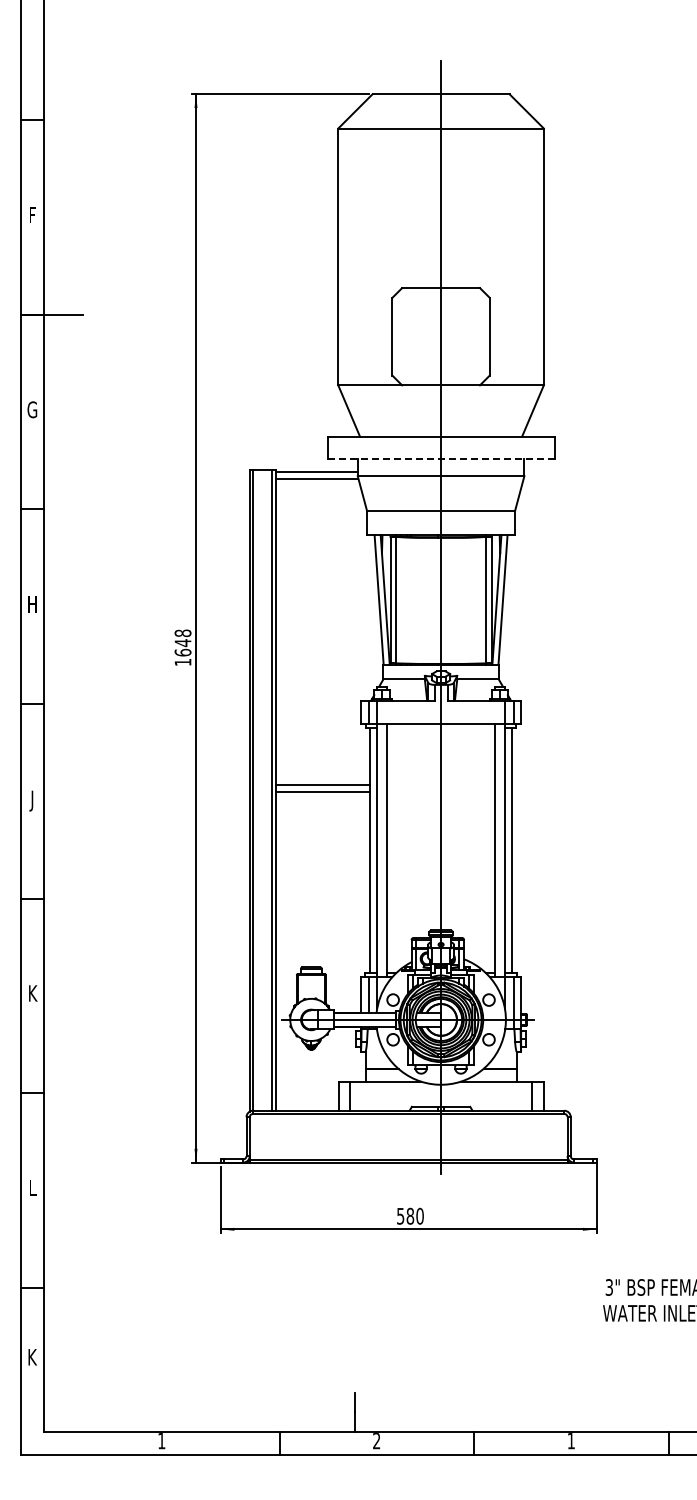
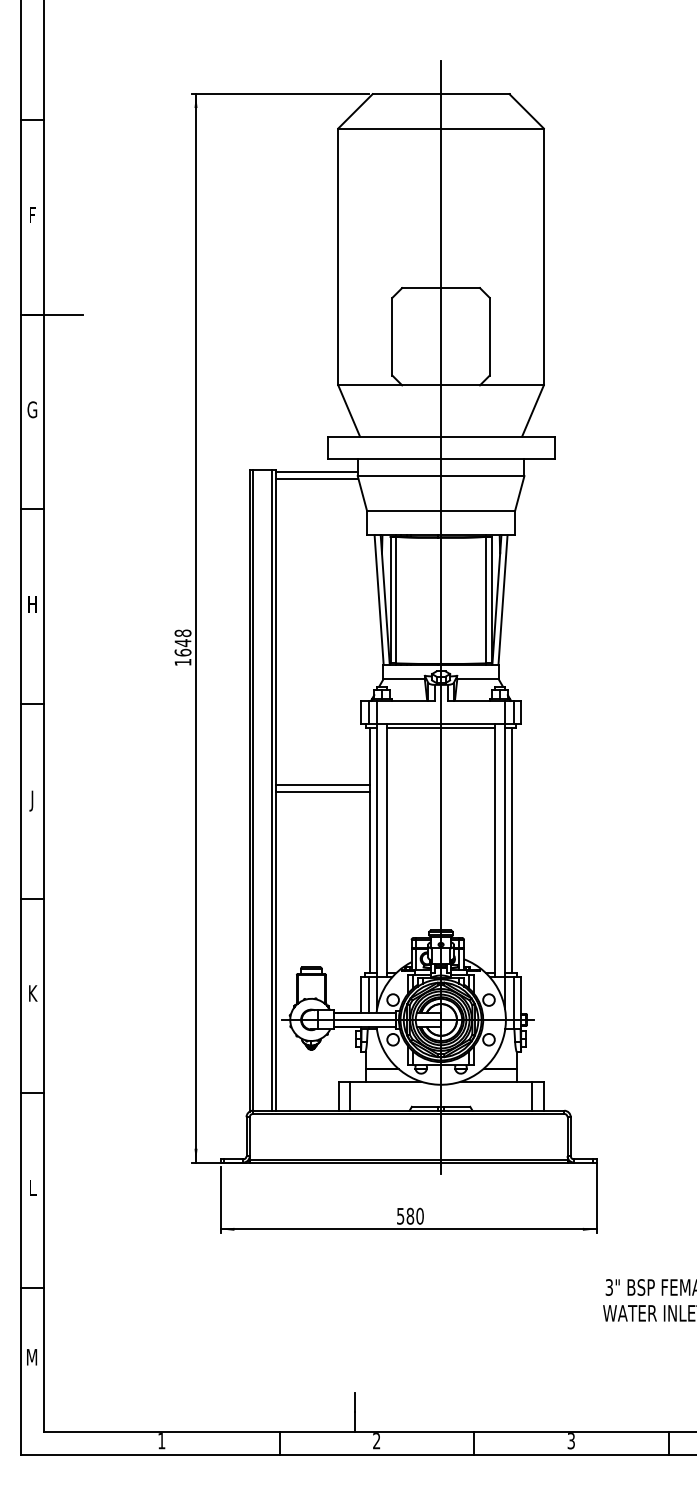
line: dashed -> solid (441, 459)
line: none -> present (440, 727)
text: K -> M (32, 1357)
text: 1 -> 3 (570, 1441)
